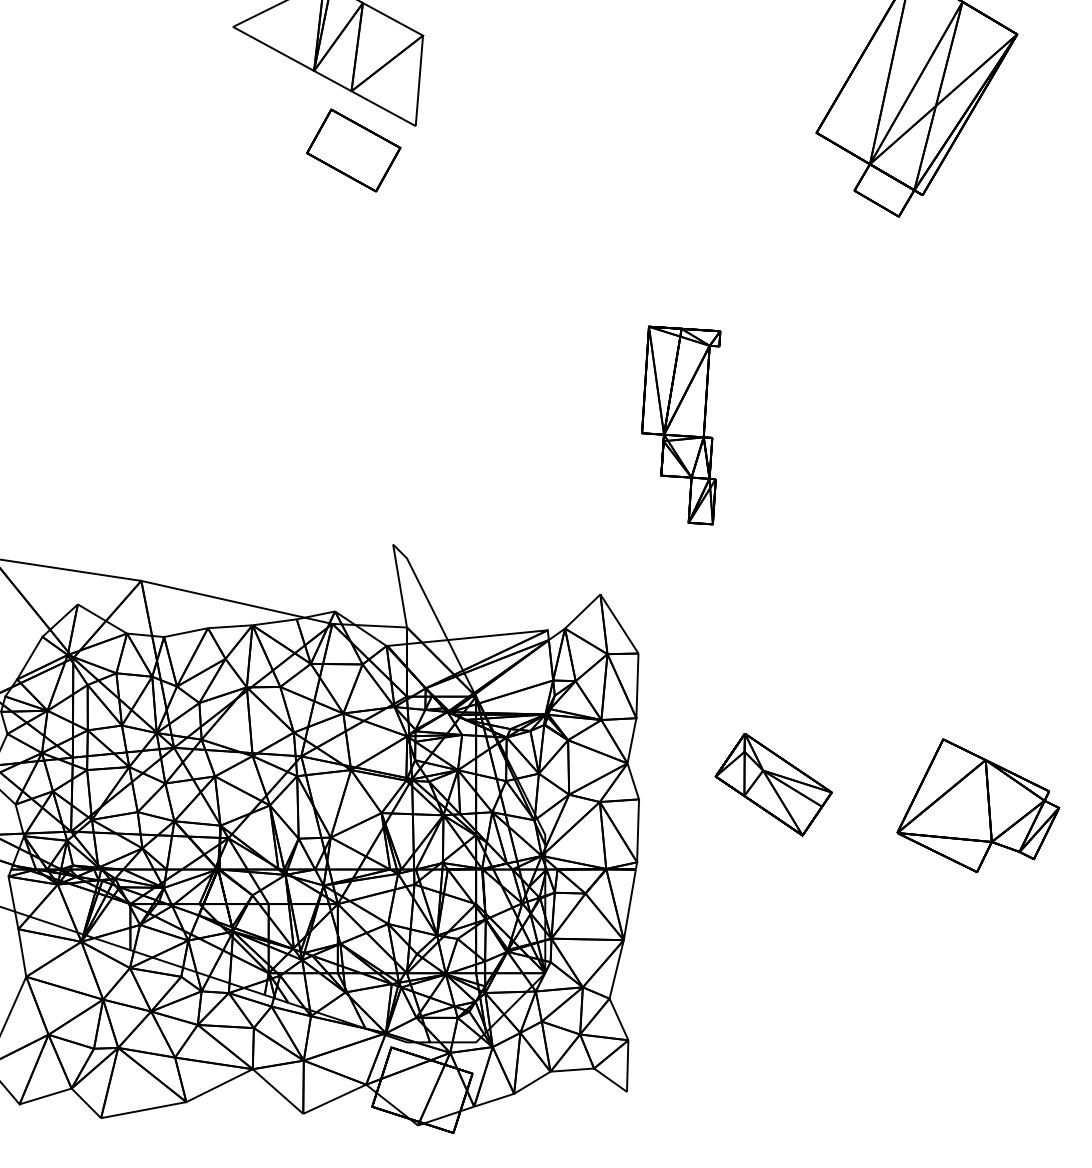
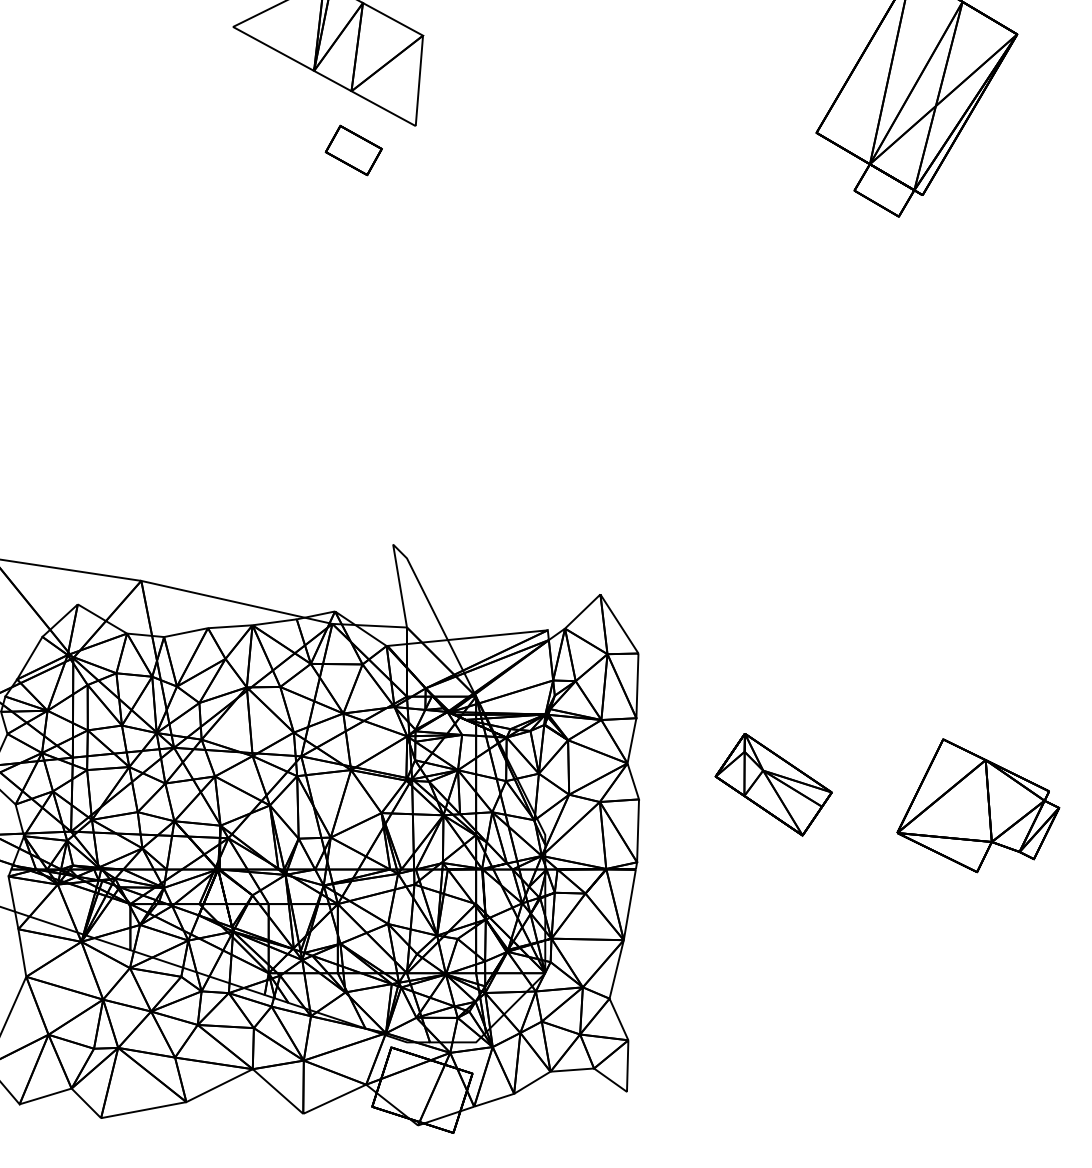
part size: 96x85 px -> 59x53 px (353, 150)
part: present -> none (681, 425)
